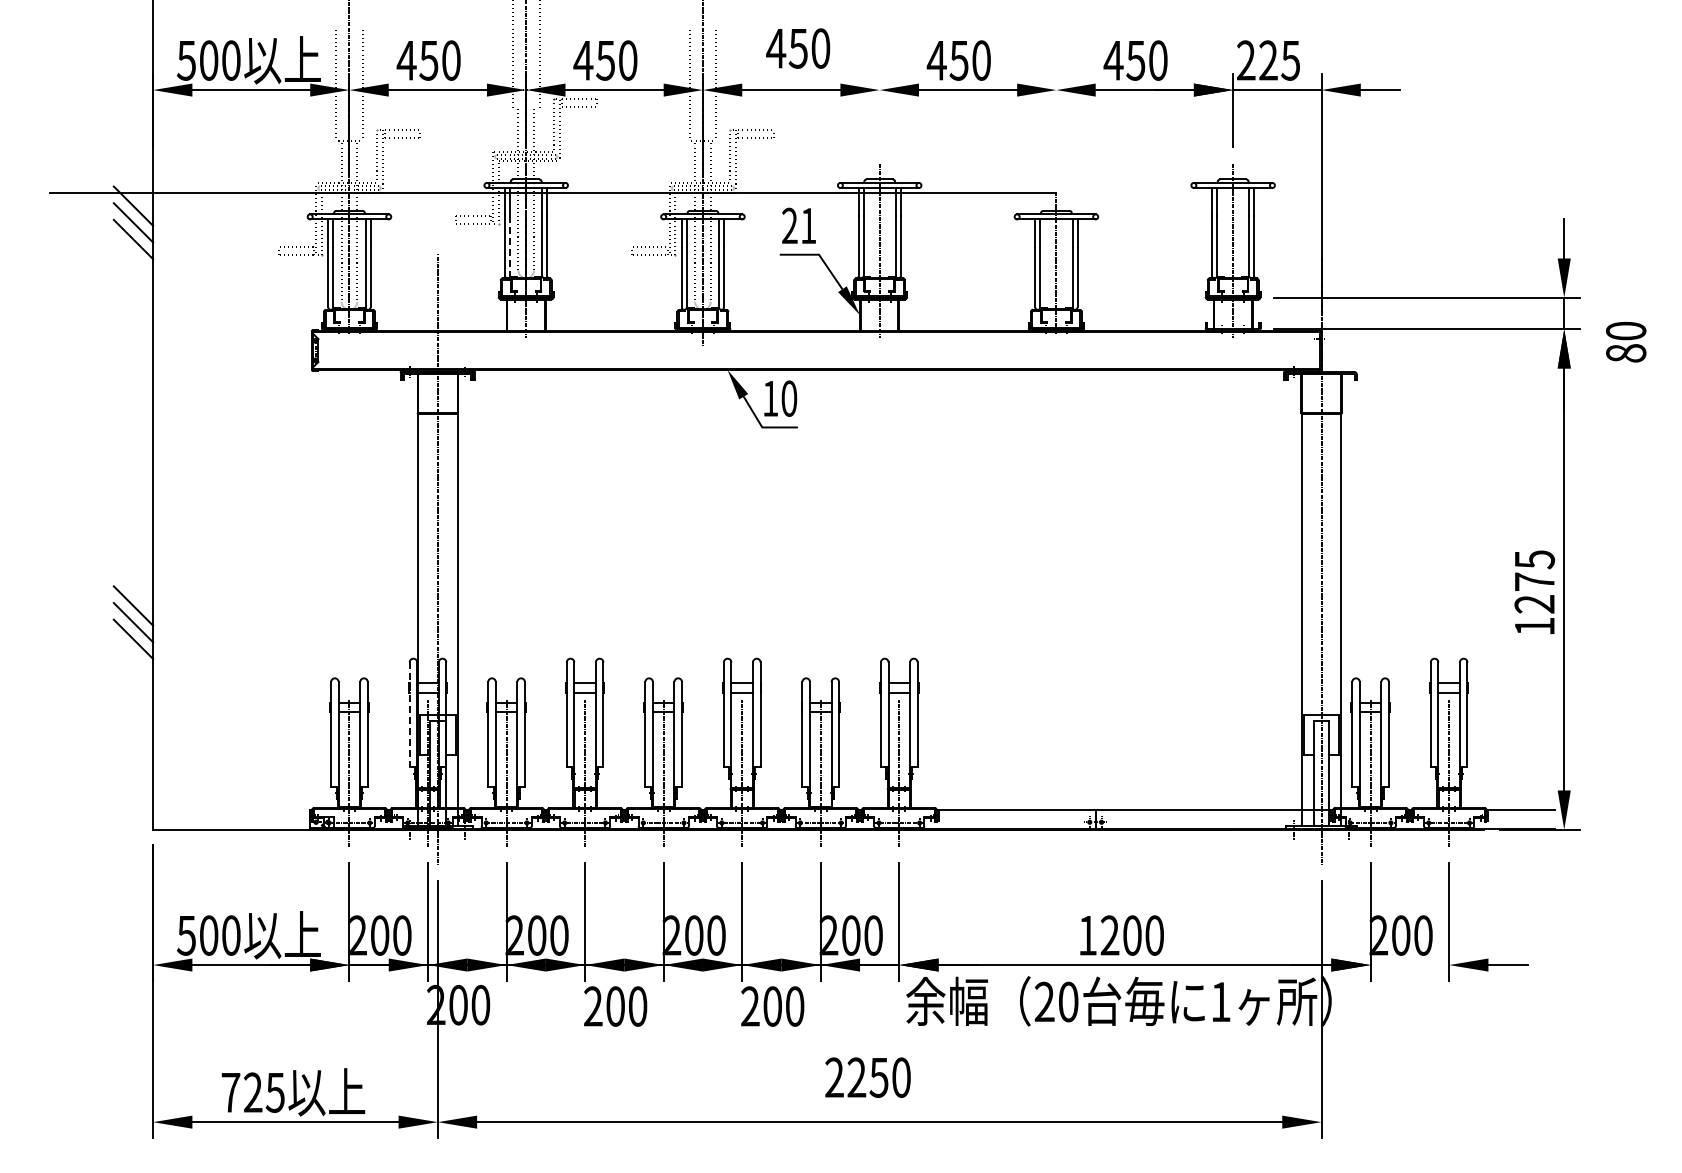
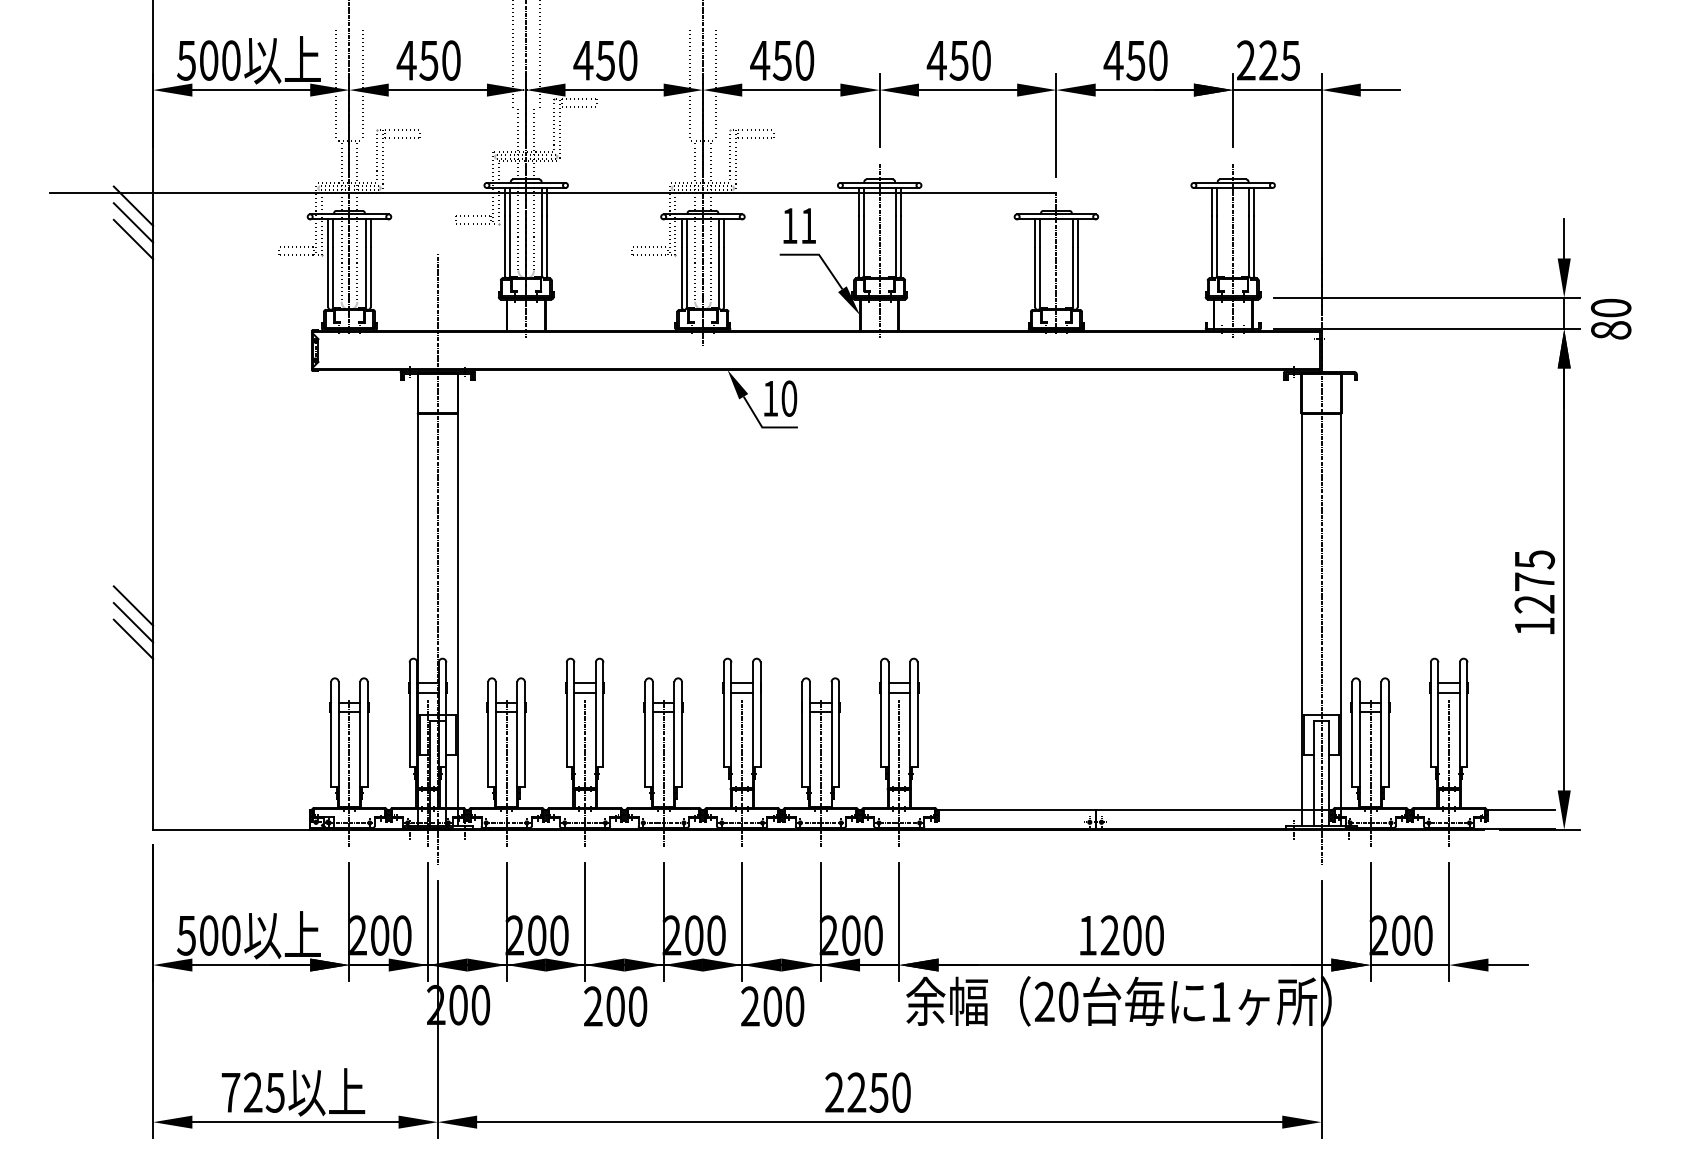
text position: (798, 48) -> (782, 60) (782, 60)
line: none -> present (879, 110)
line: none -> present (1056, 125)
text: 21 -> 11 (789, 225)
line: dashed -> solid (510, 246)
text position: (1626, 342) -> (1611, 319) (1611, 319)
line: dashed -> solid (409, 715)
line: none -> present (1409, 965)
text position: (867, 1077) -> (867, 1092) (867, 1092)
